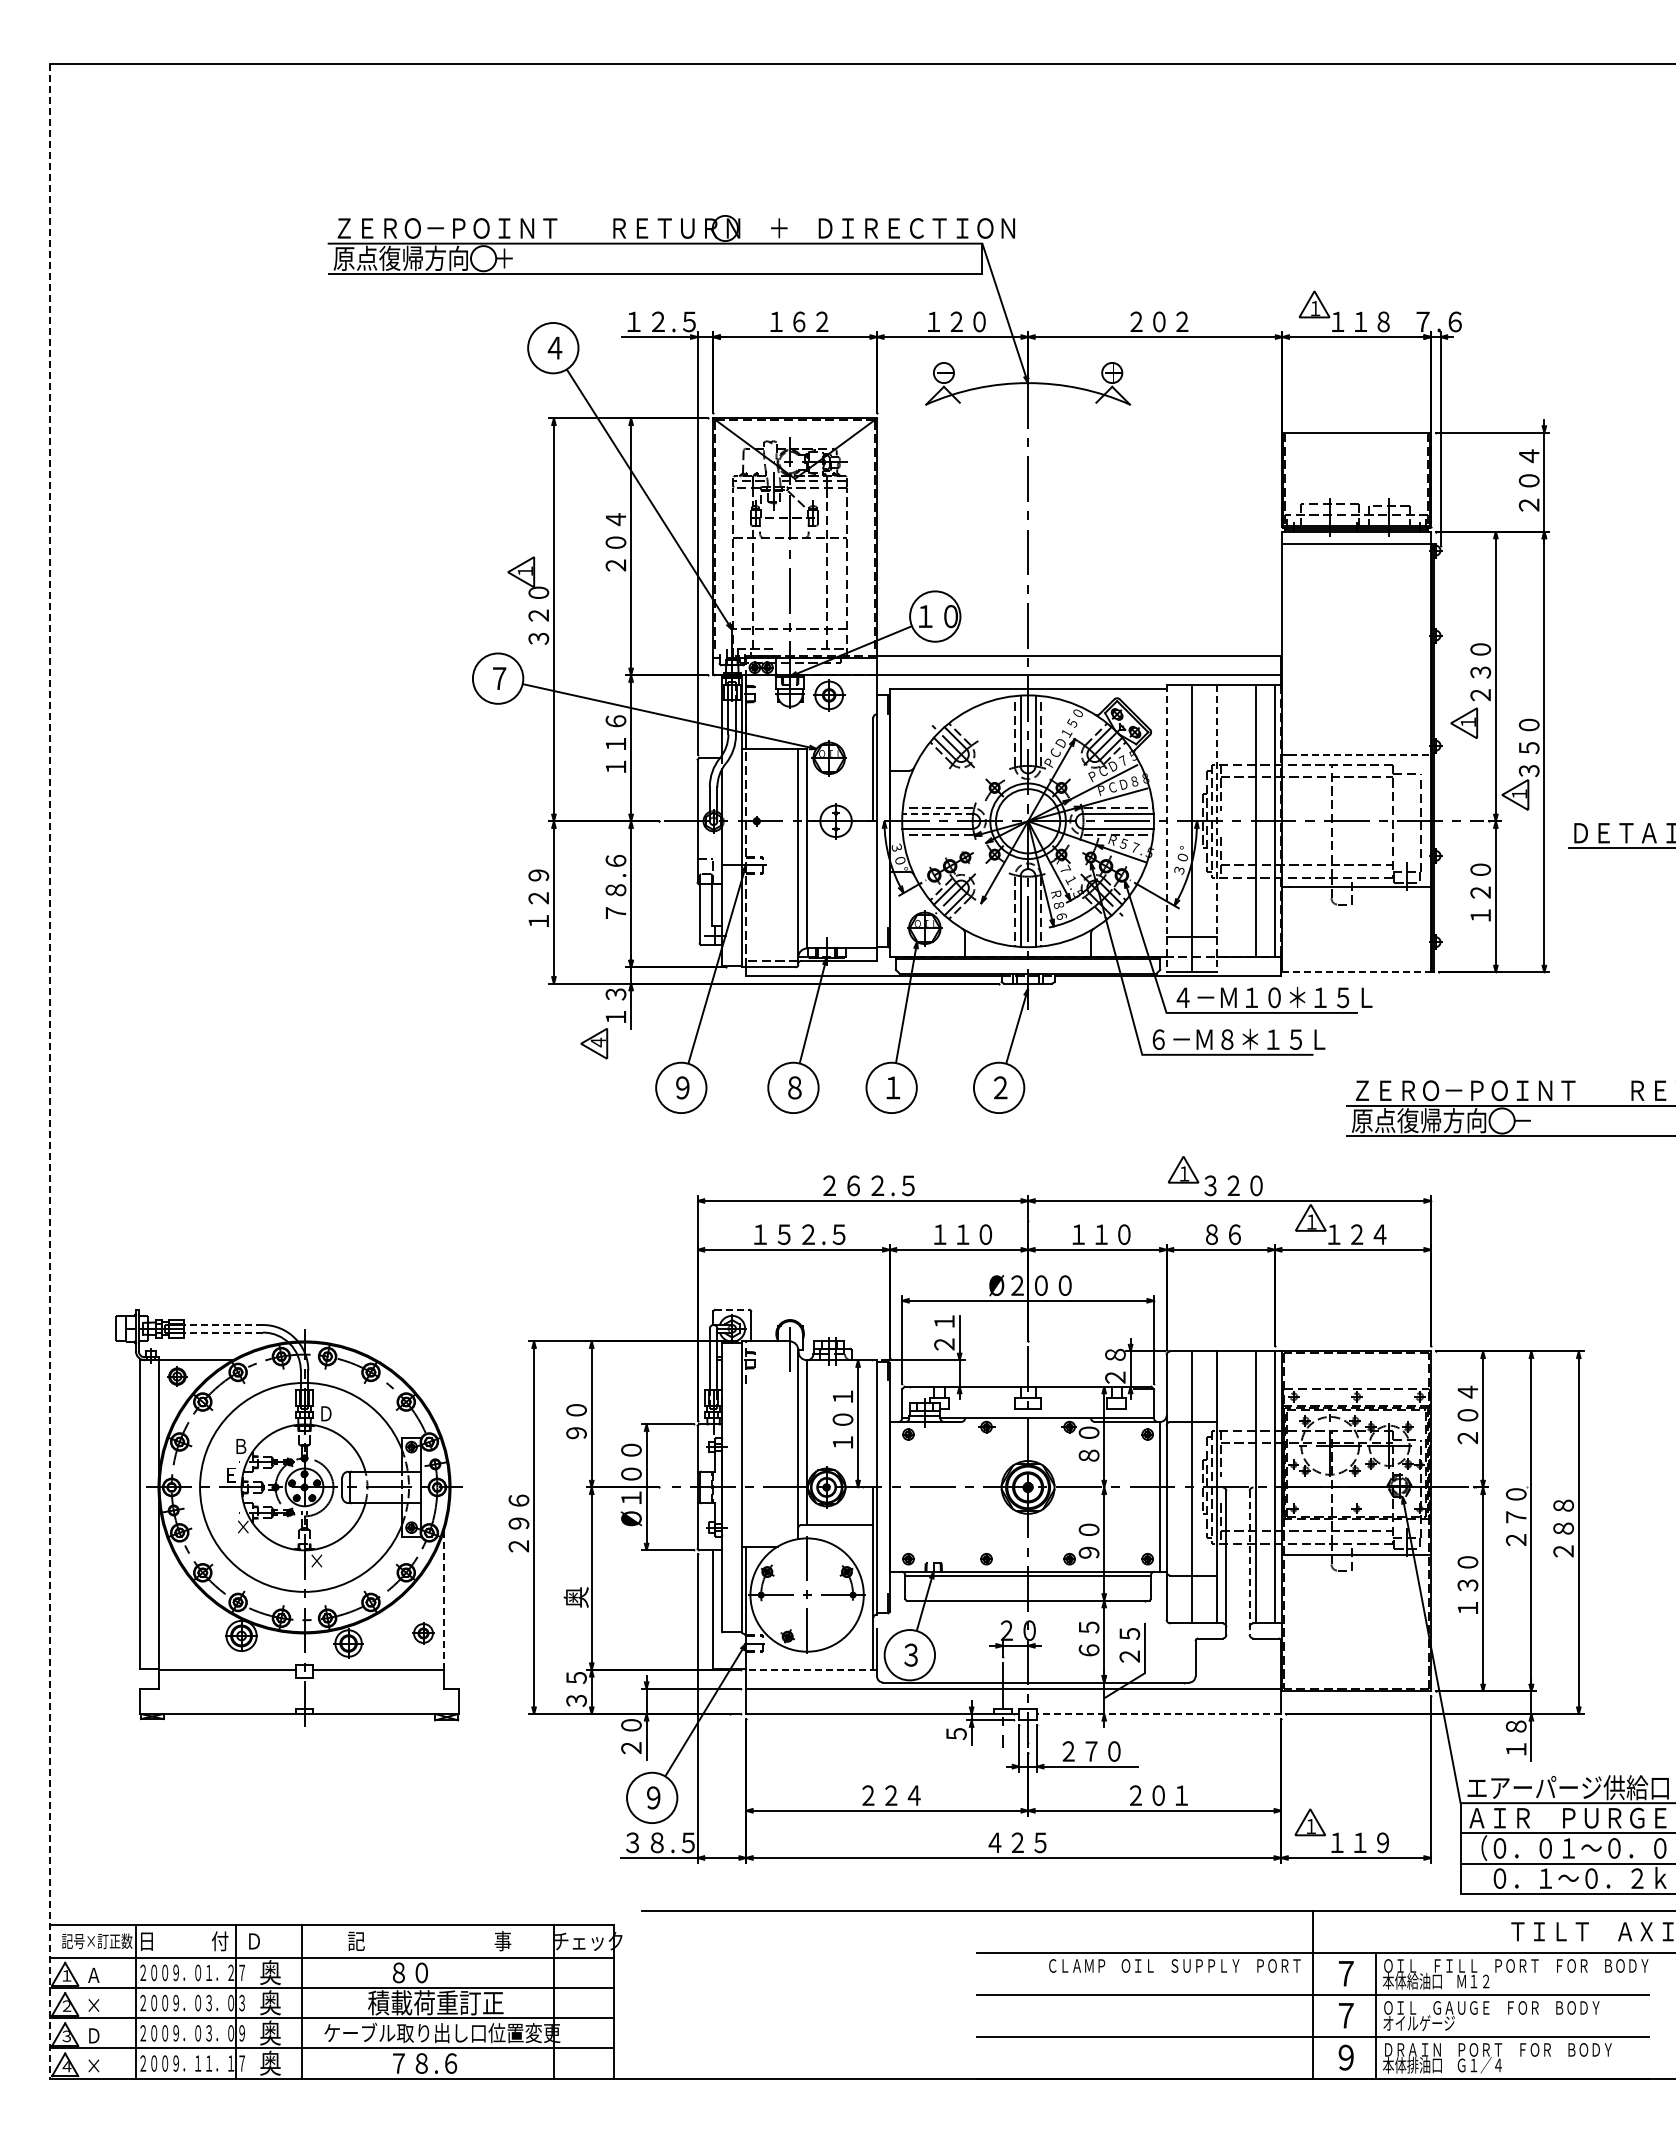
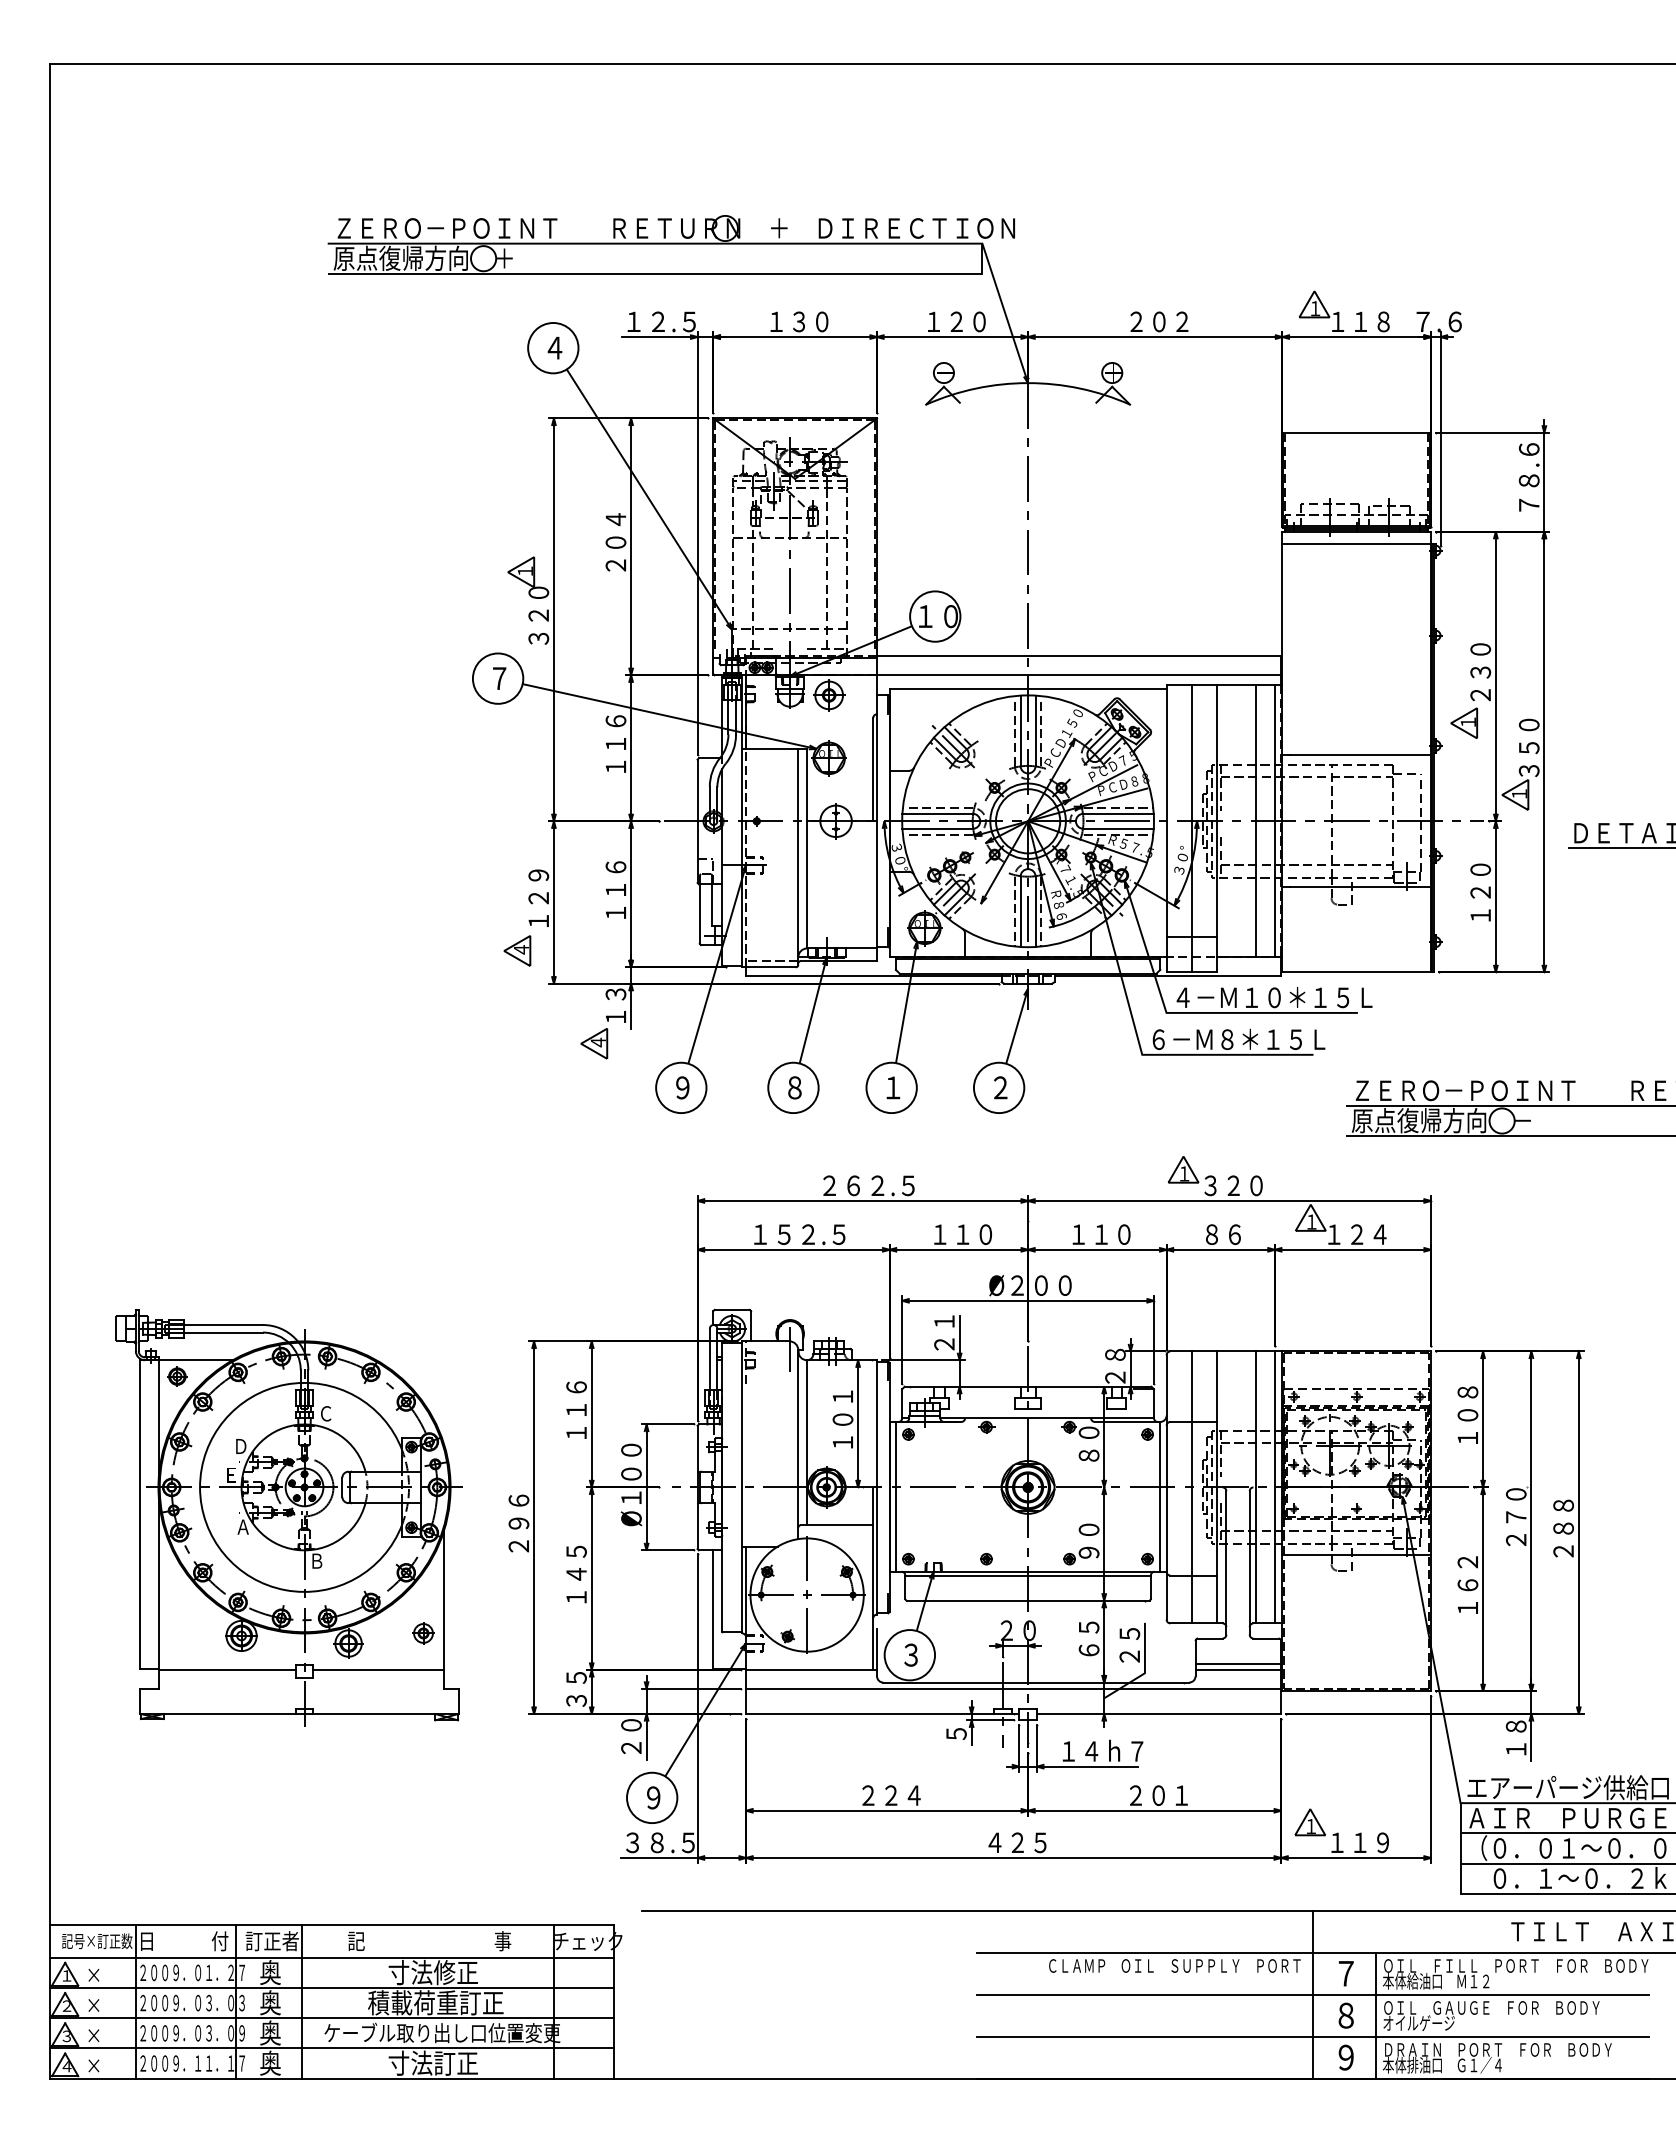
text: １６２ -> １３０ (810, 321)
text: ２０４ -> ７８.６ (1528, 477)
line: dashed -> solid (1360, 755)
line: dashed -> solid (937, 813)
line: dashed -> solid (1166, 828)
line: dashed -> solid (1216, 828)
text: ７８.６ -> １１６ (615, 886)
part: none -> present (517, 950)
line: dashed -> solid (1357, 972)
line: dashed -> solid (50, 1071)
line: dashed -> solid (732, 1309)
line: dashed -> solid (223, 1325)
line: dashed -> solid (223, 1332)
text: ９０ -> １１６ (576, 1410)
text: Ｄ -> Ｃ (326, 1413)
text: ２０４ -> １０８ (1467, 1414)
text: Ｂ -> Ｄ (241, 1446)
line: none -> present (895, 1496)
text: × -> Ａ (242, 1526)
text: × -> Ｂ (316, 1560)
line: dashed -> solid (1249, 1562)
text: １３０ -> １６２ (1467, 1573)
text: 奥 -> １４５ (575, 1576)
line: dashed -> solid (444, 1599)
line: none -> present (1238, 1663)
line: dashed -> solid (811, 1669)
line: none -> present (1238, 1669)
line: dashed -> solid (1158, 1714)
text: ２７０ -> １４ｈ７ (1102, 1750)
text: Ｄ -> 訂正者 (271, 1941)
text: ８０ -> 寸法修正 (432, 1972)
text: Ａ -> × (93, 1974)
text: ７ -> ８ (1345, 2015)
text: Ｄ -> × (93, 2035)
text: ７８.６ -> 寸法訂正 (432, 2062)
